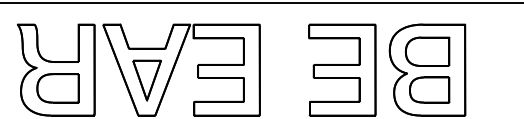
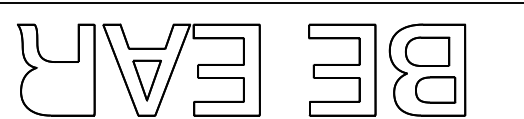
part: present -> none (57, 88)
part position: (429, 89) -> (435, 89) (435, 89)
